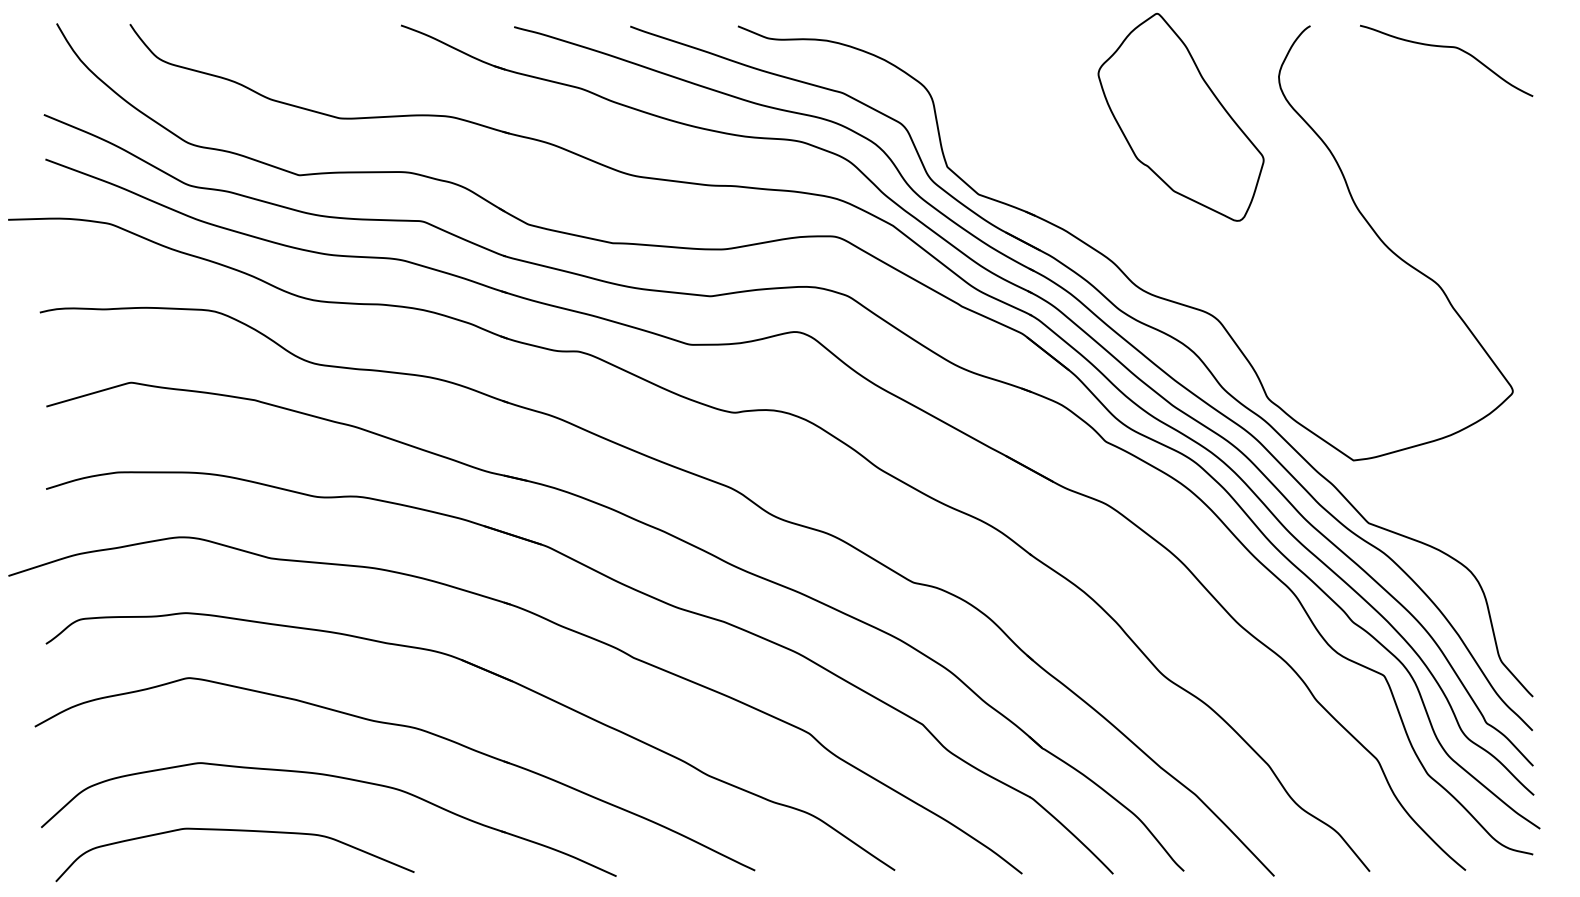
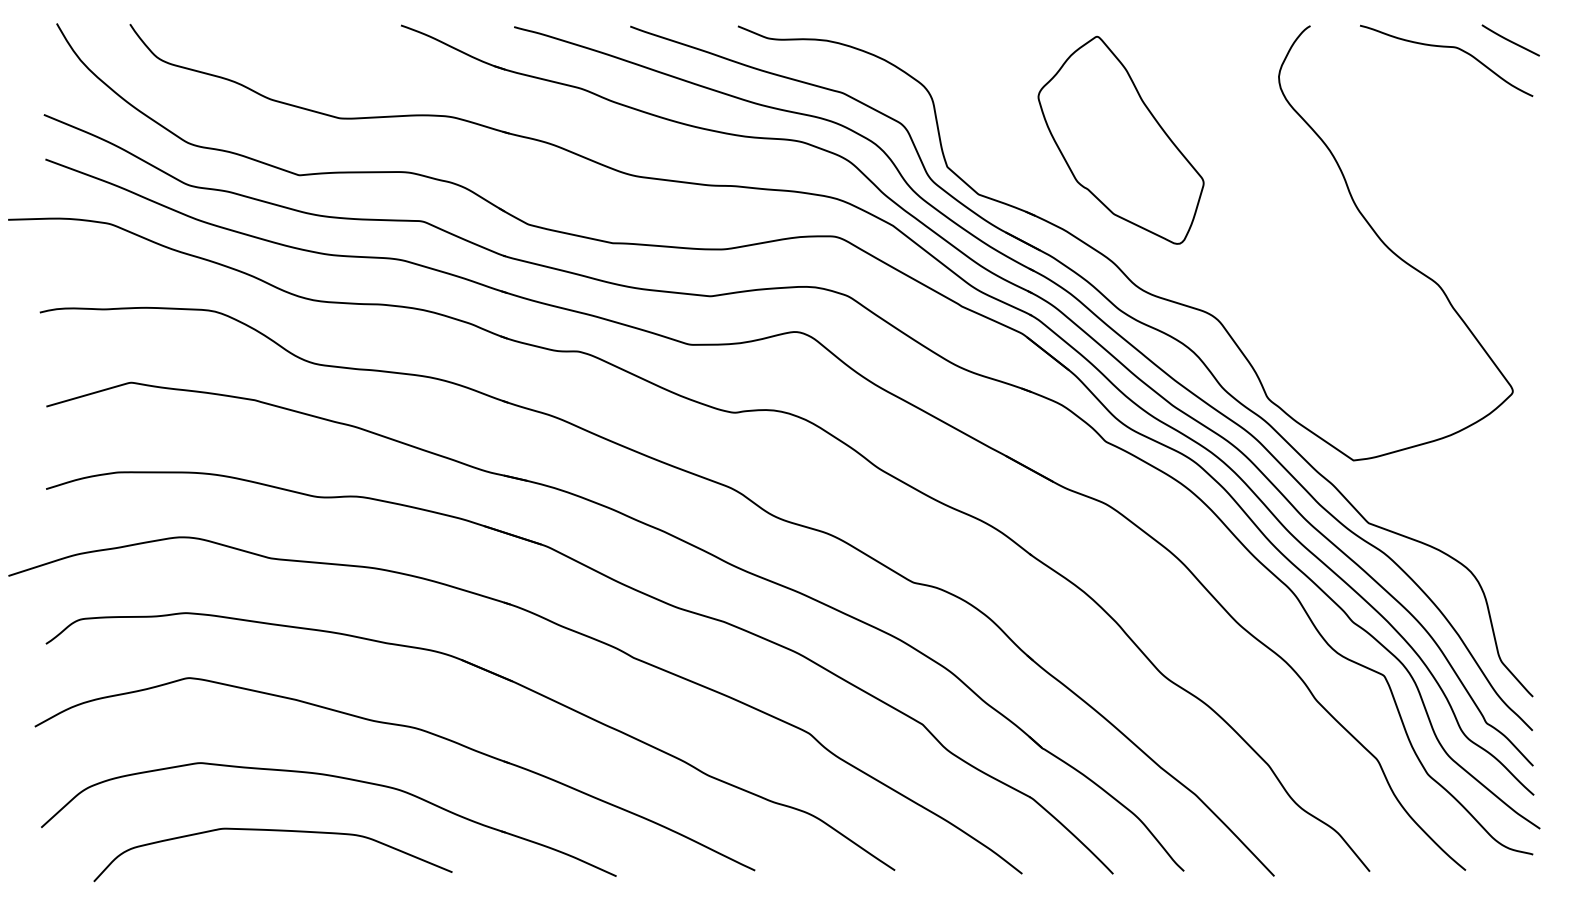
curve: none -> present (1510, 40)
part position: (1180, 116) -> (1120, 139) (1120, 139)
curve position: (234, 831) -> (272, 831) (272, 831)
